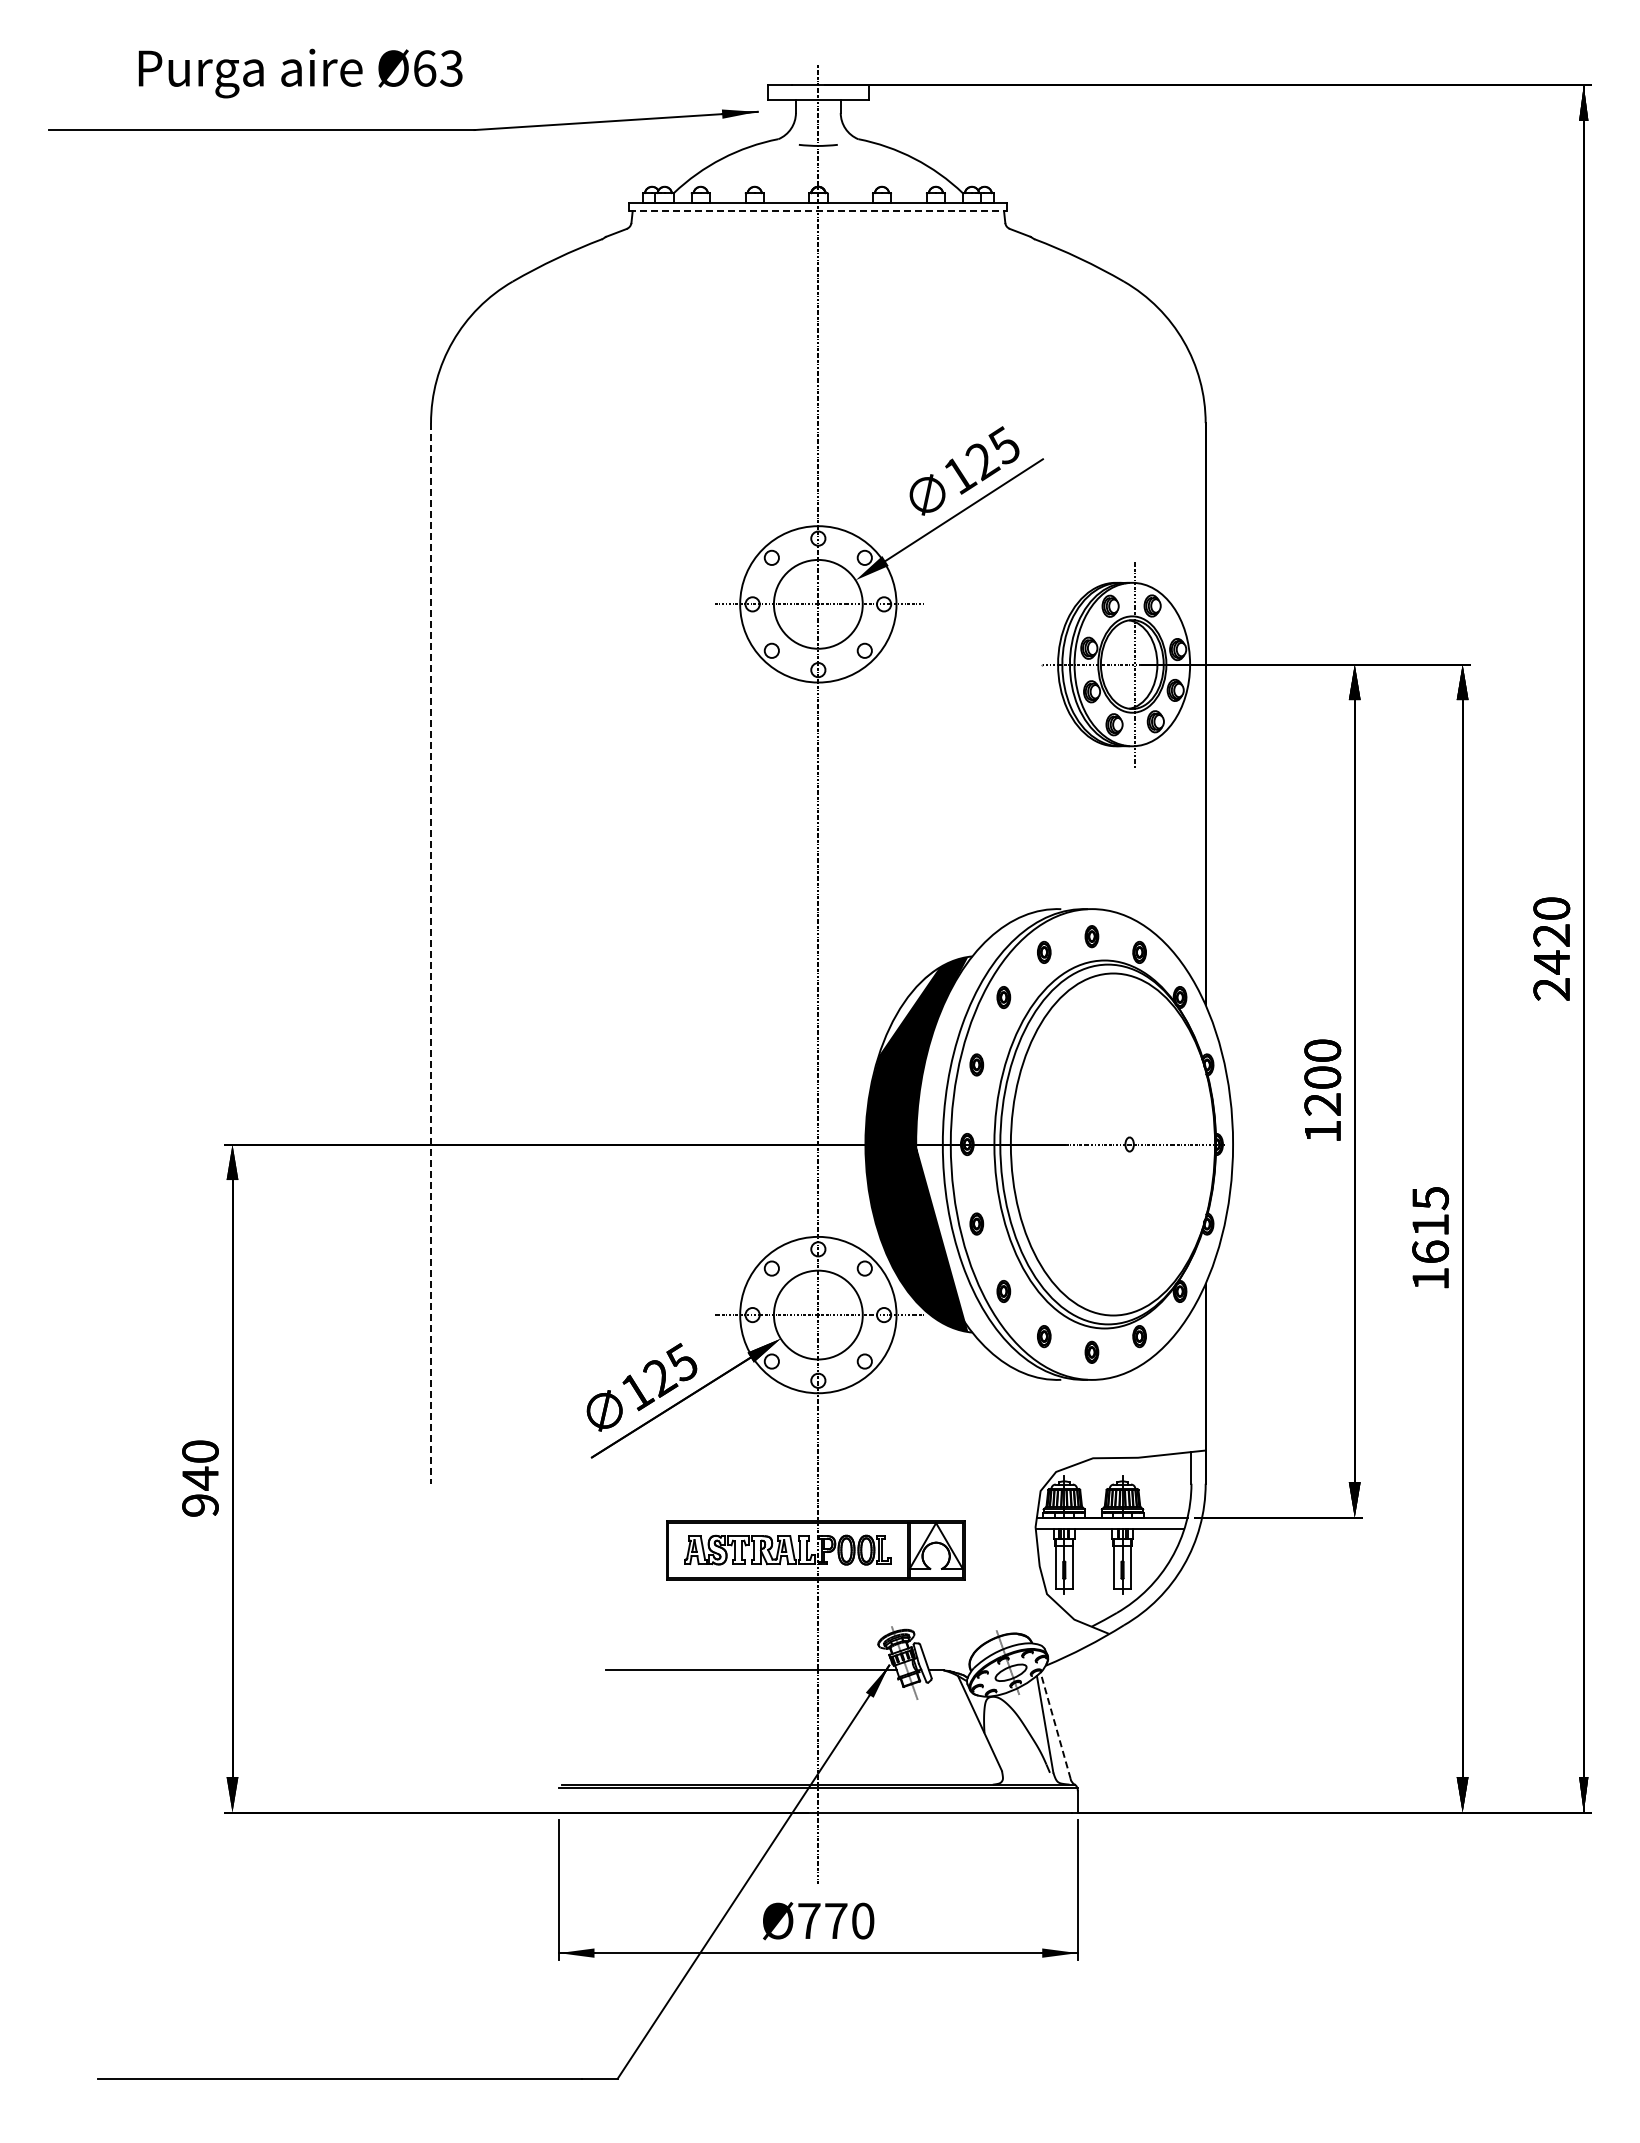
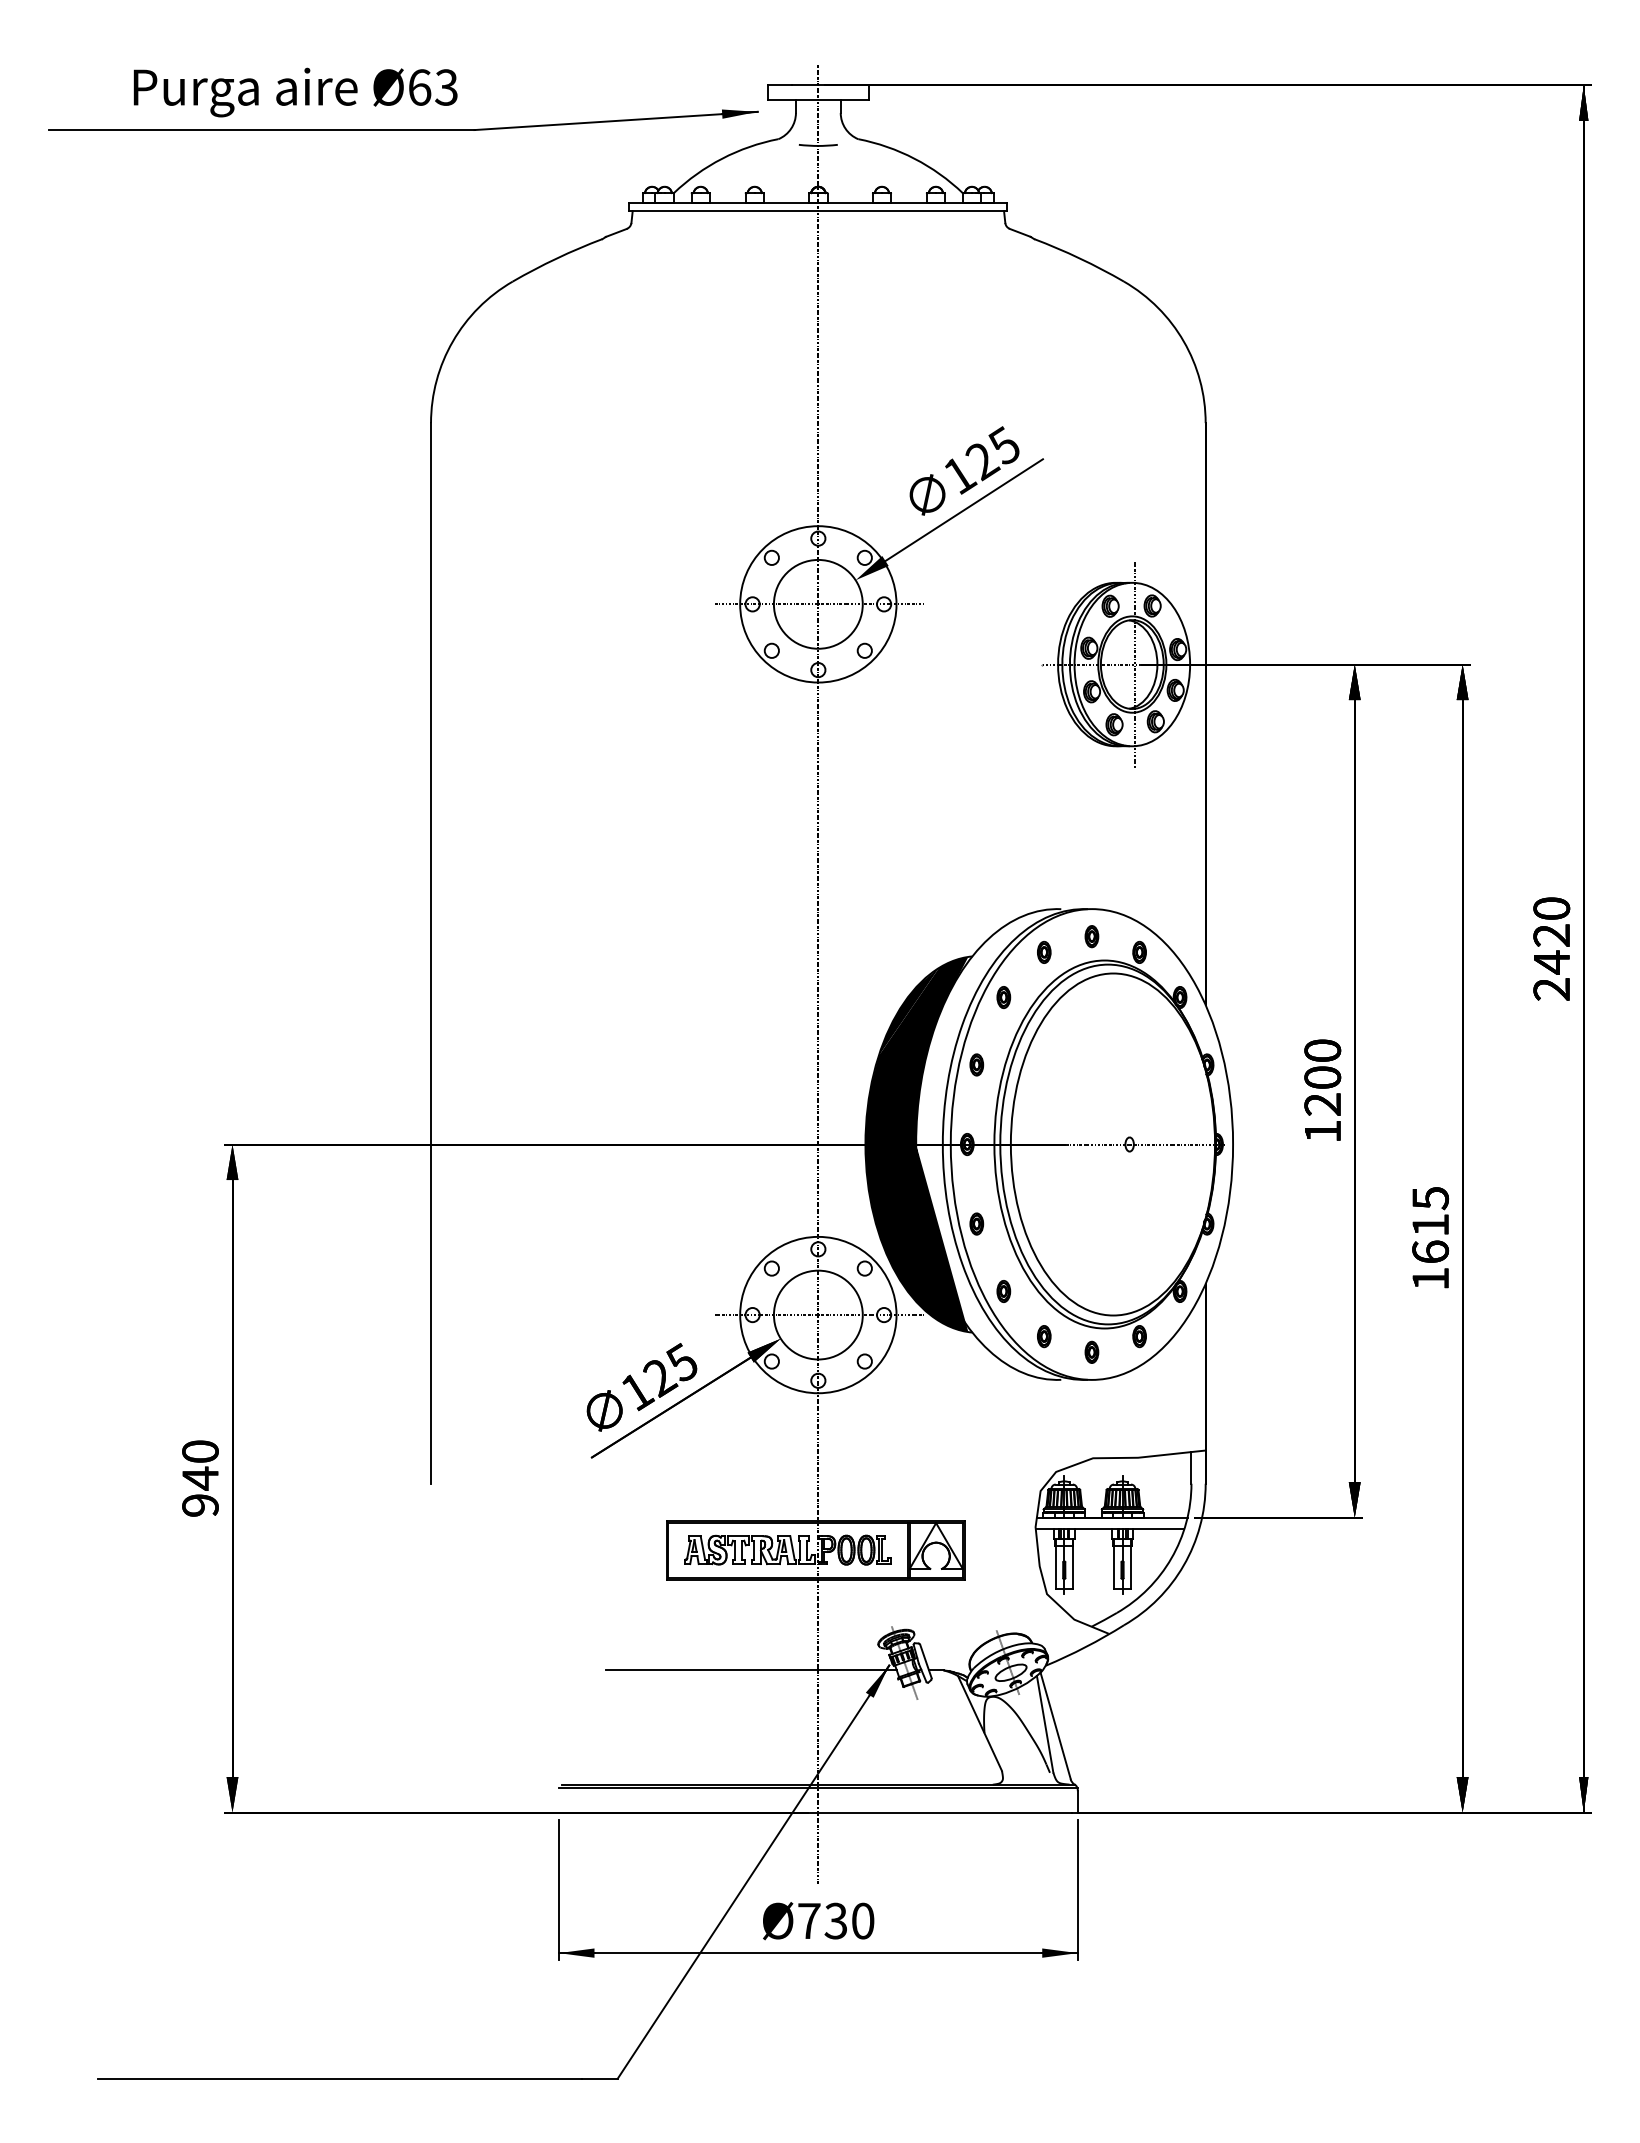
text position: (300, 73) -> (295, 92) (295, 92)
line: dashed -> solid (818, 211)
line: dashed -> solid (431, 953)
fill: none -> present (904, 1027)
line: dashed -> solid (1055, 1725)
text: Ø770 -> Ø730 (835, 1920)
